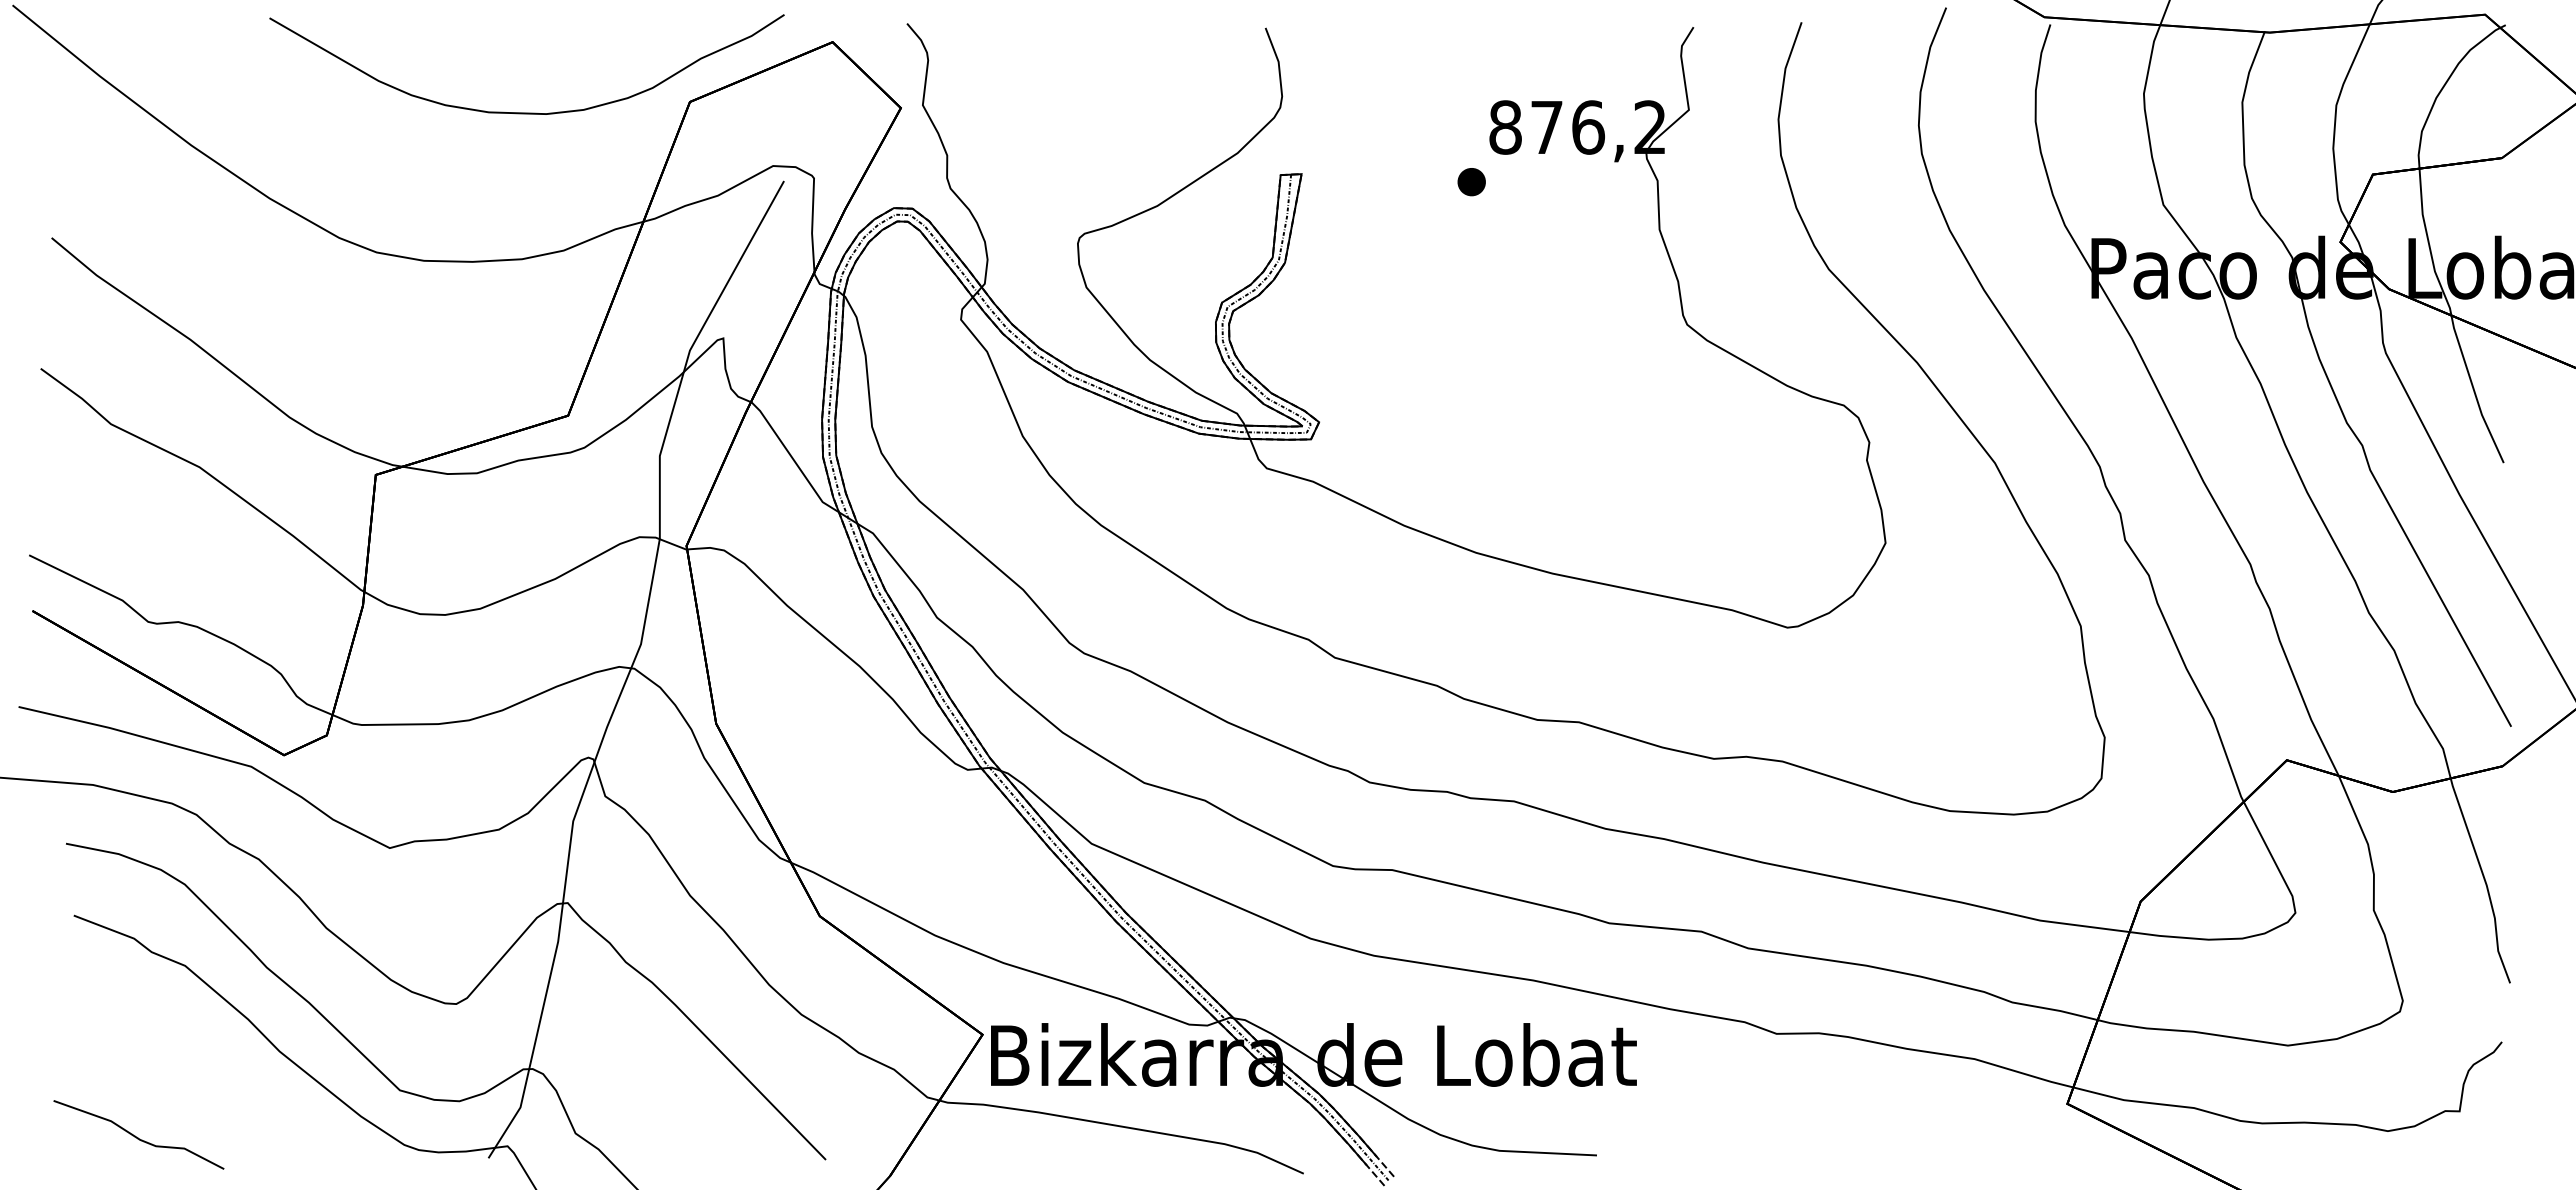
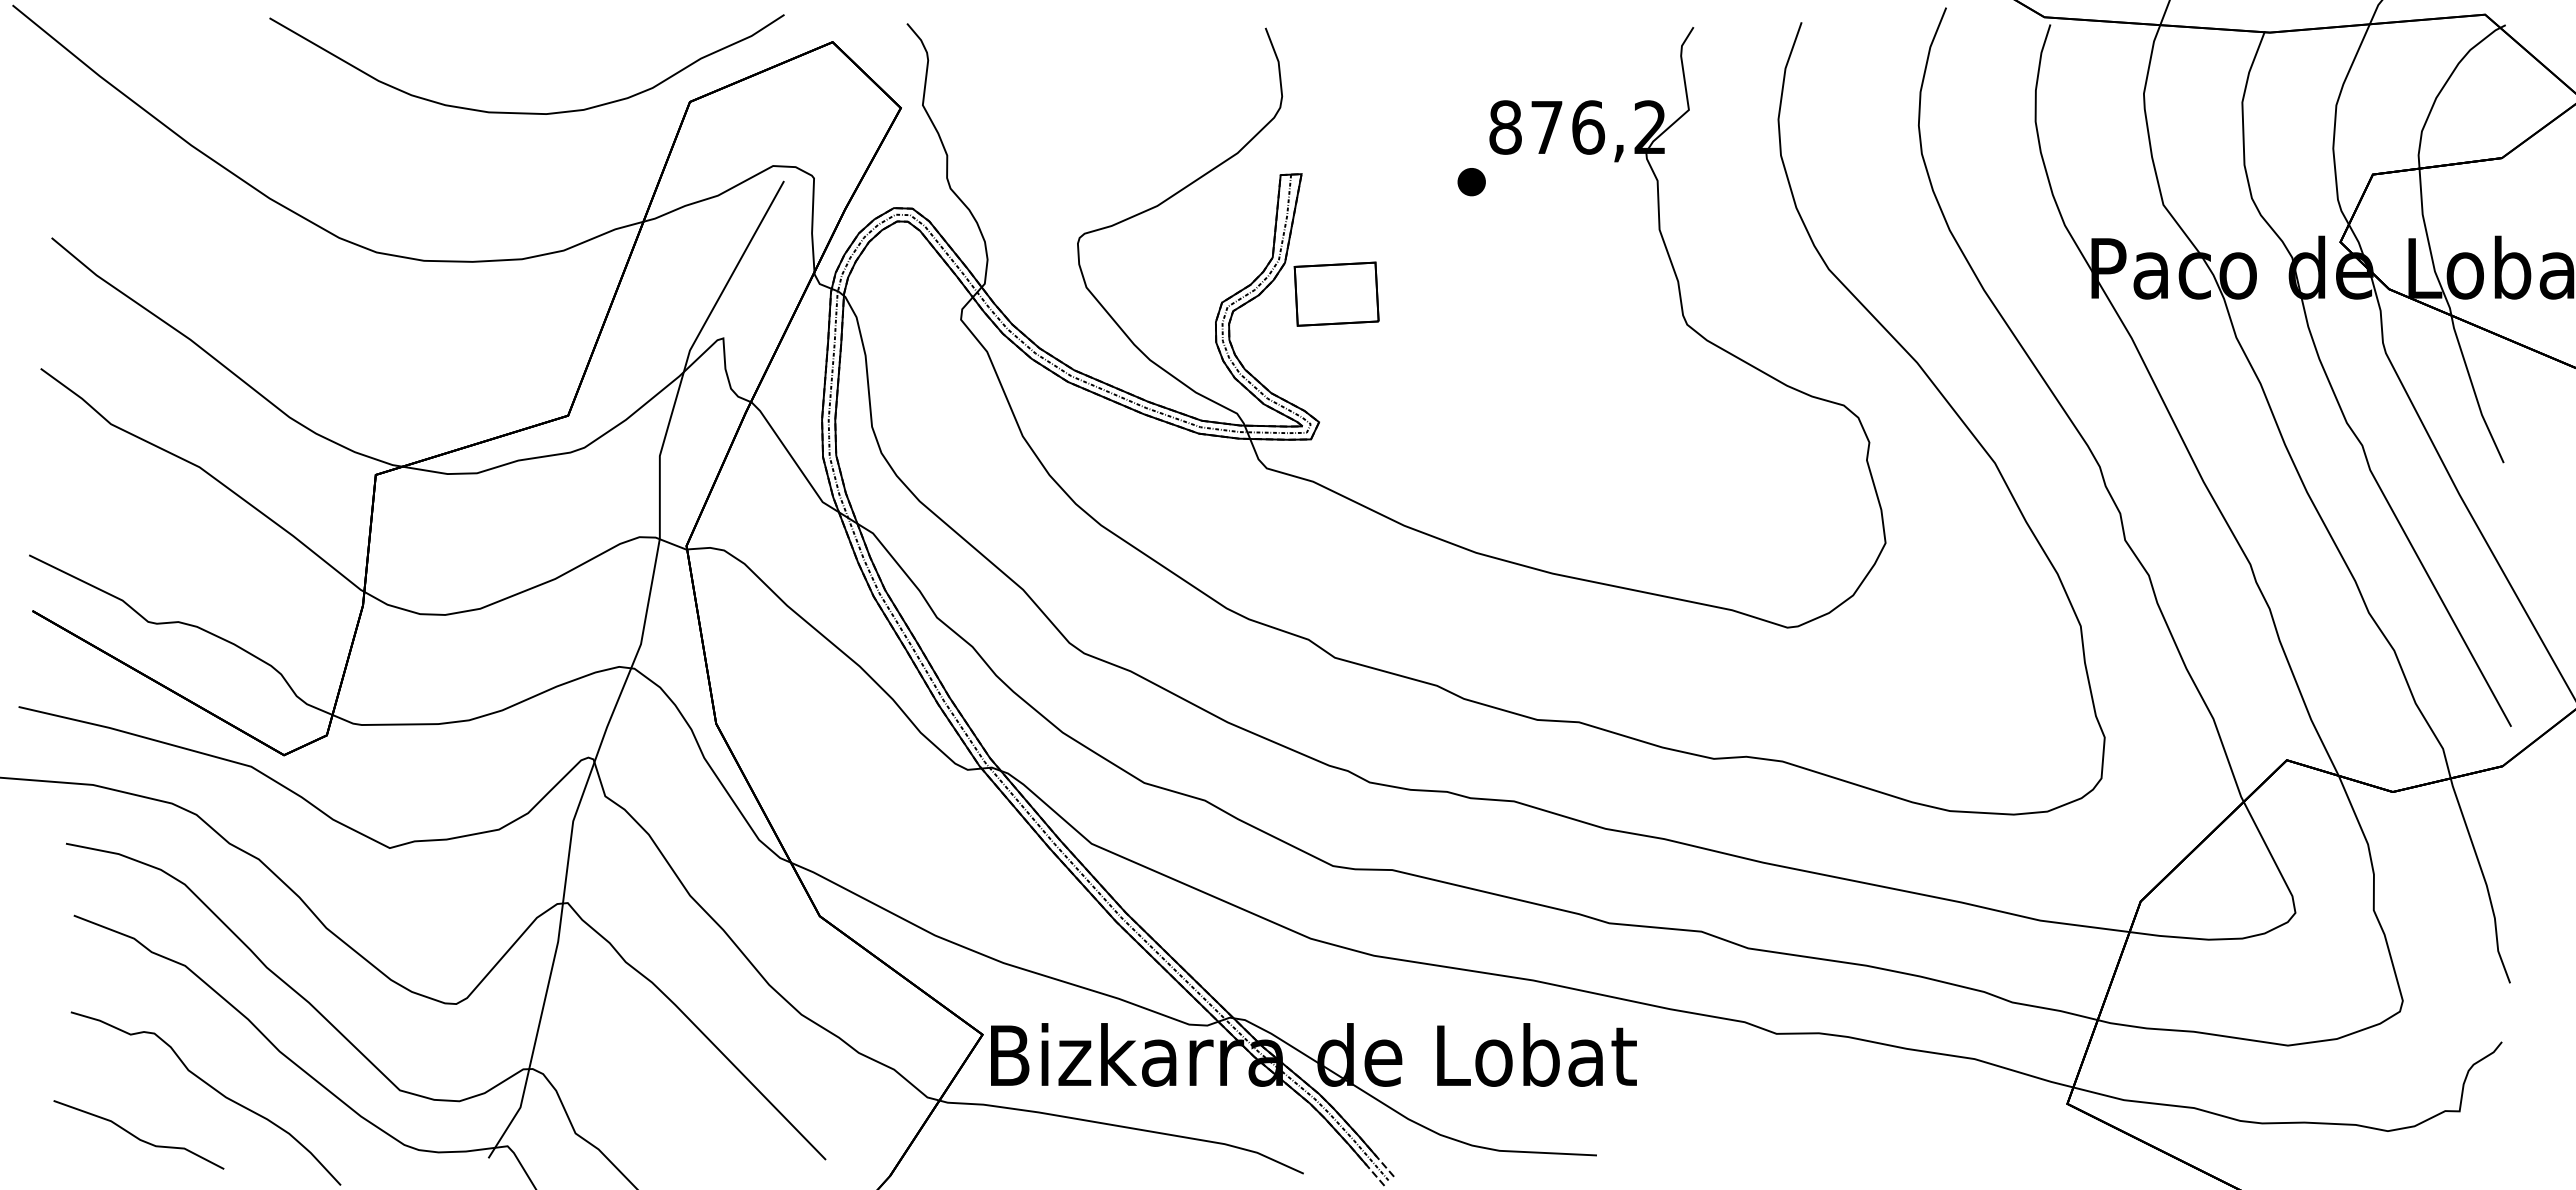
part: none -> present (1336, 293)
curve: none -> present (211, 1088)
